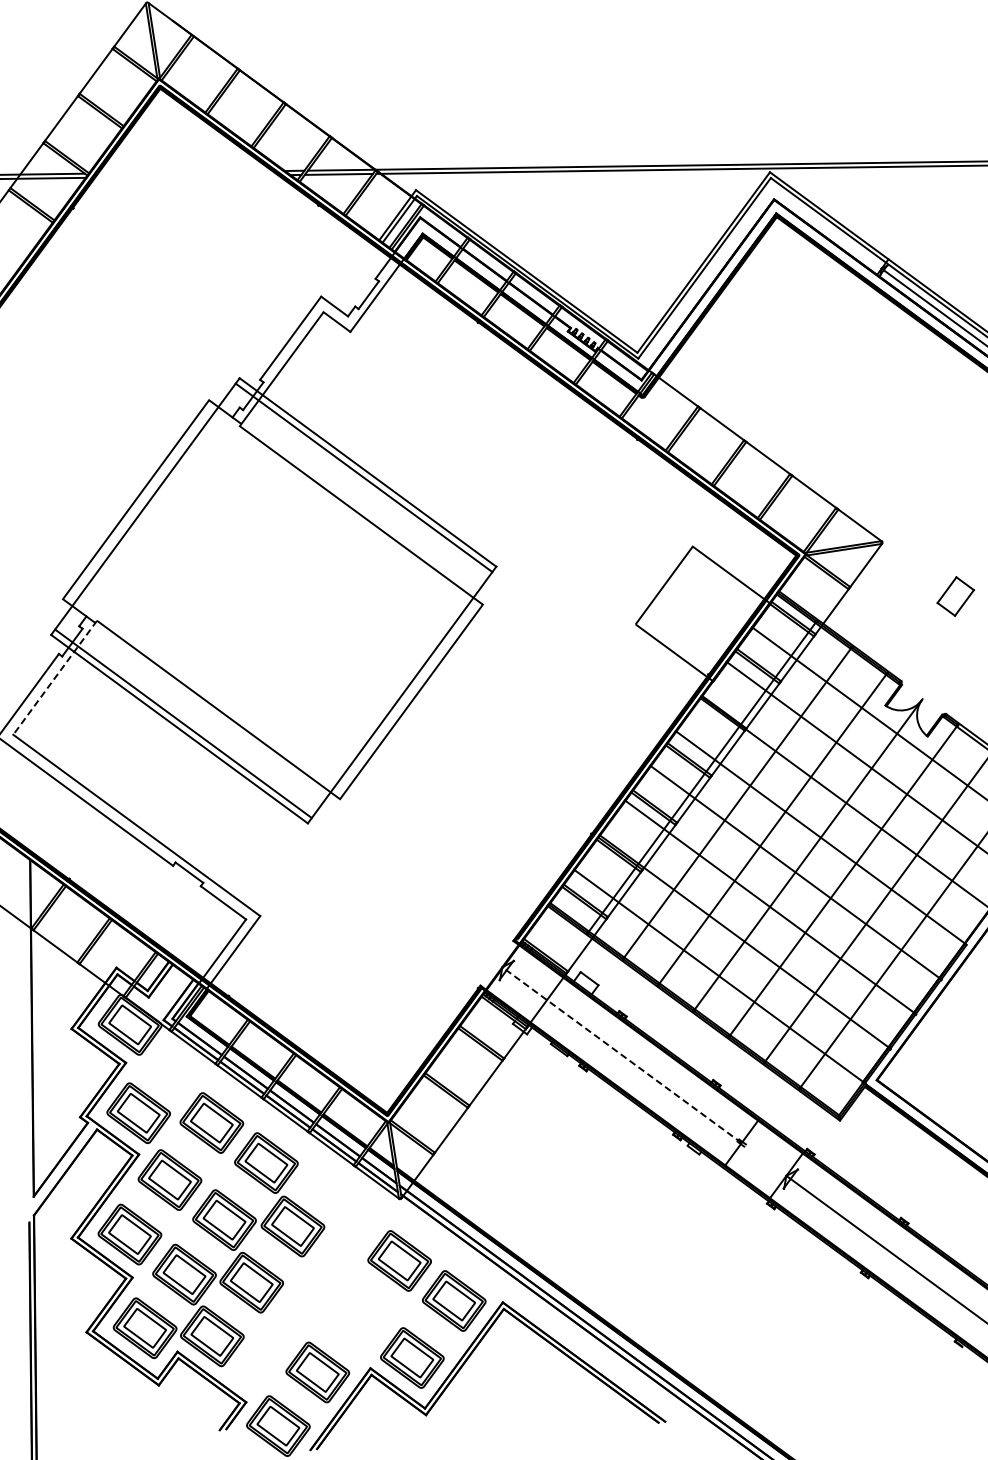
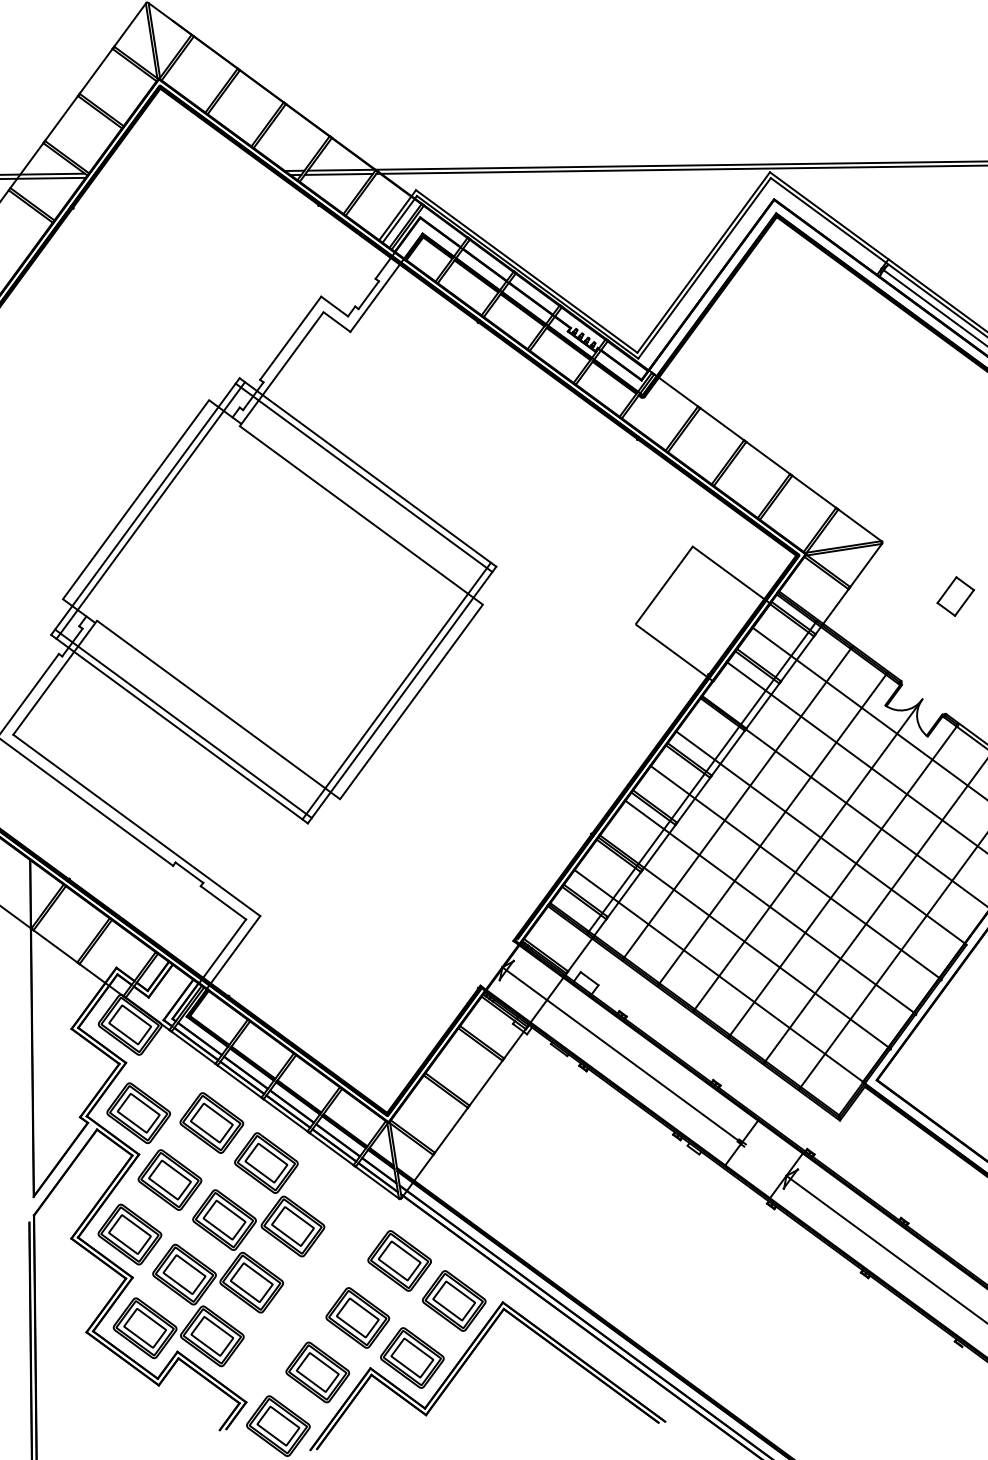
line: none -> present (150, 510)
line: dashed -> solid (55, 677)
line: none -> present (396, 690)
line: dashed -> solid (621, 1054)
part: none -> present (357, 1317)
